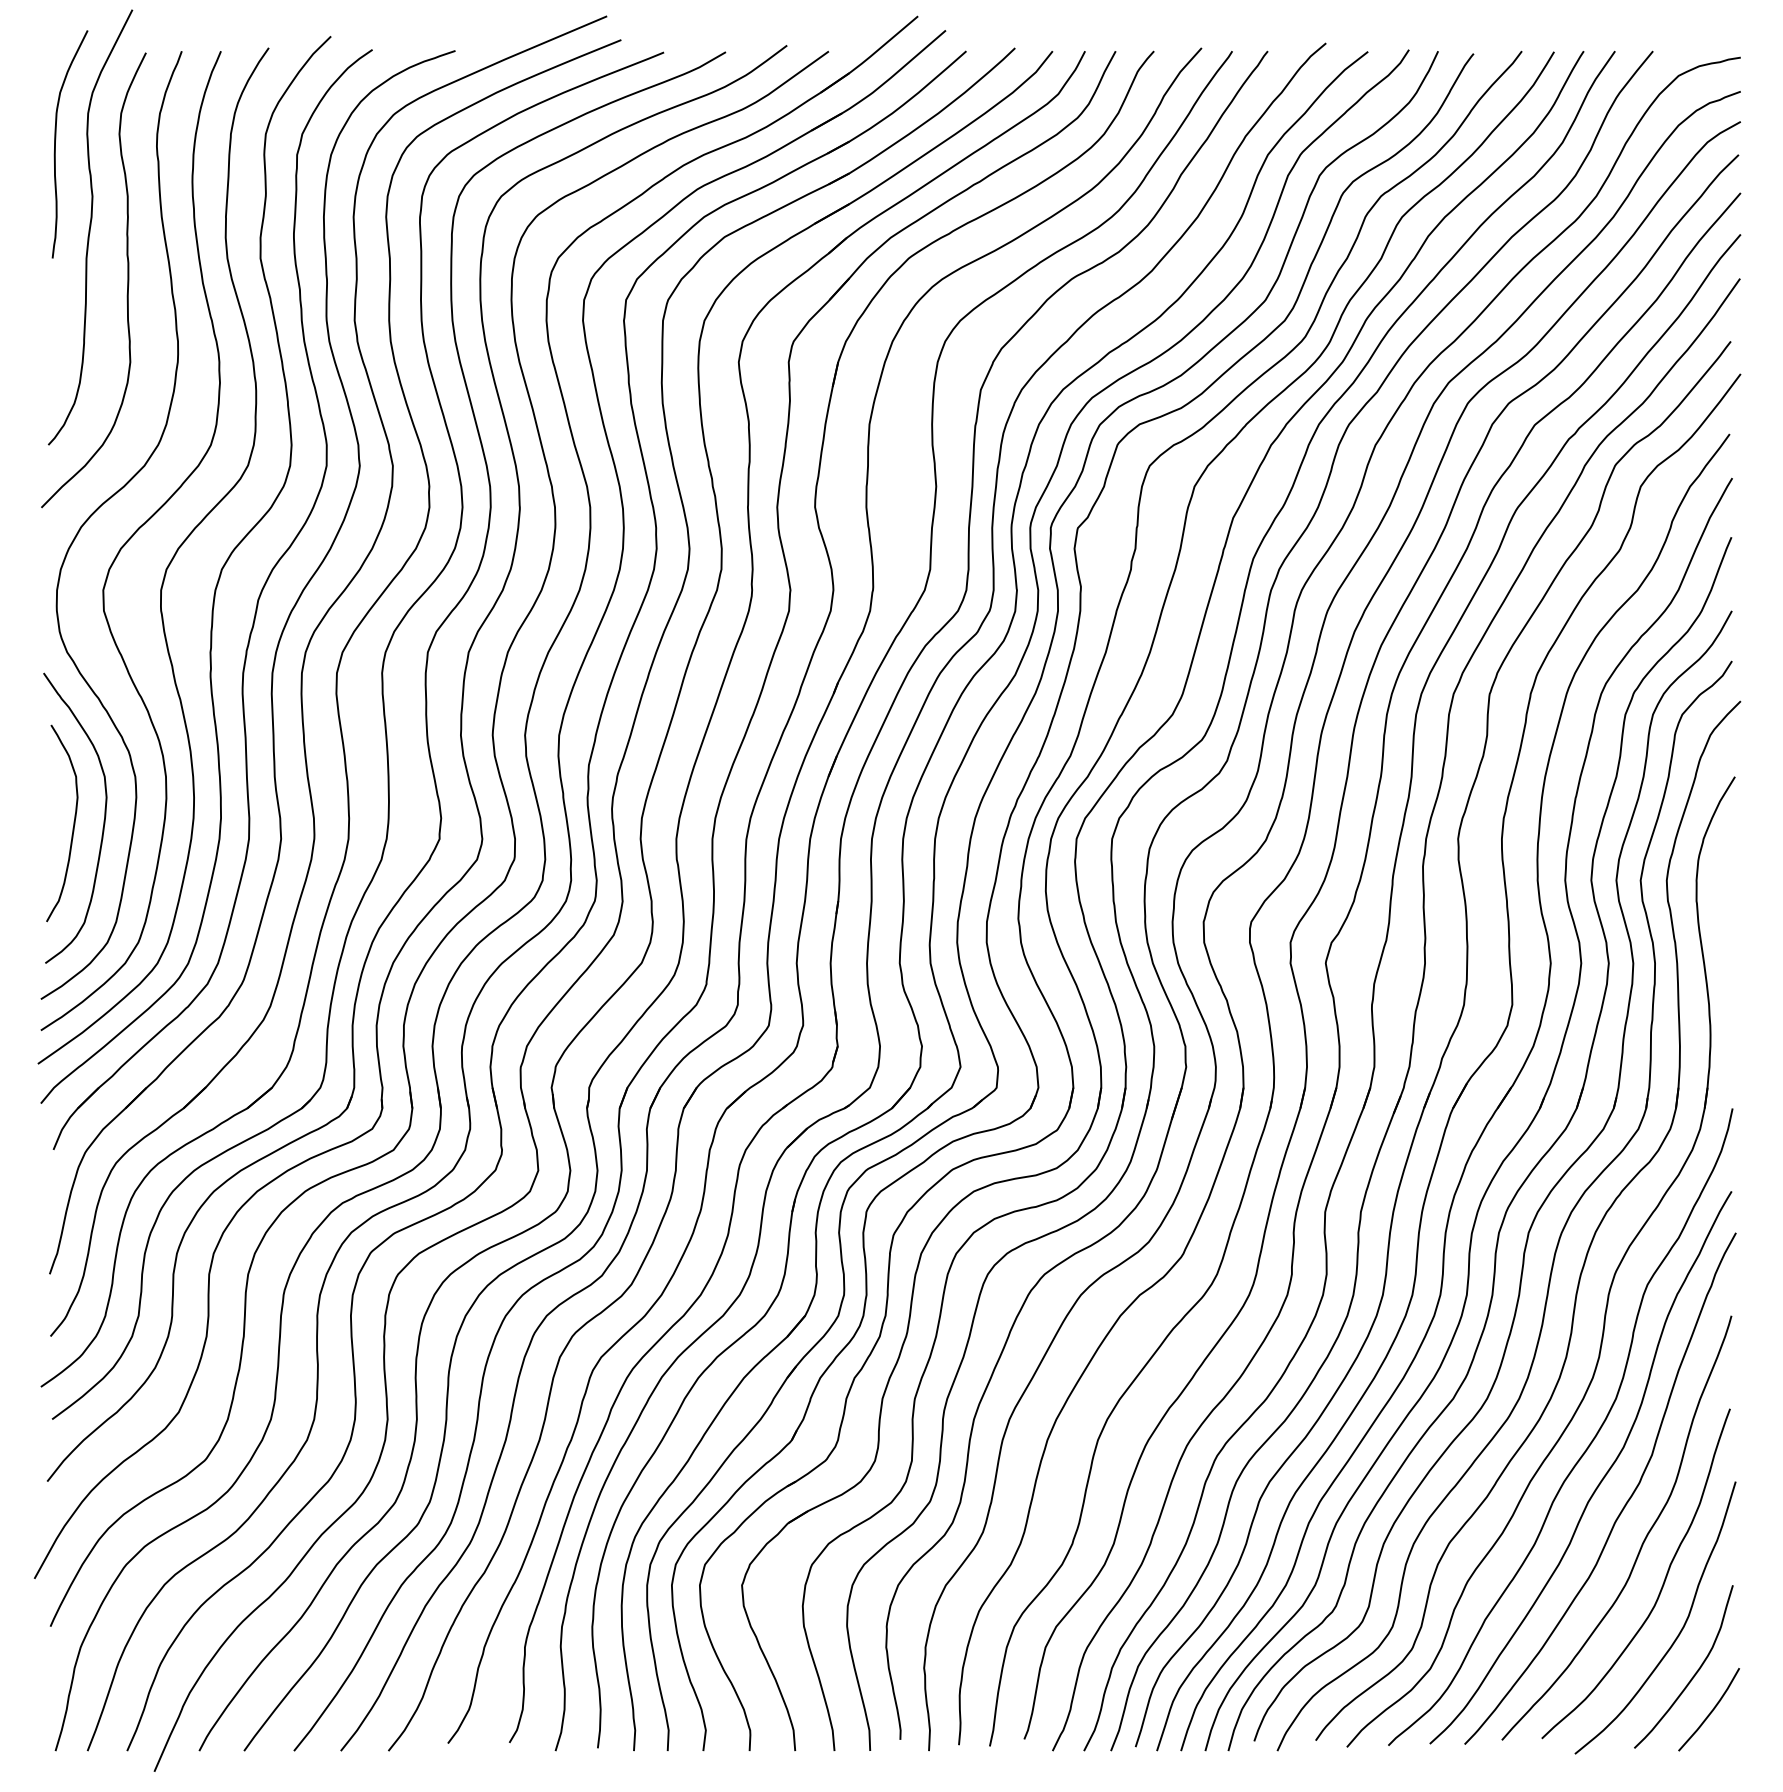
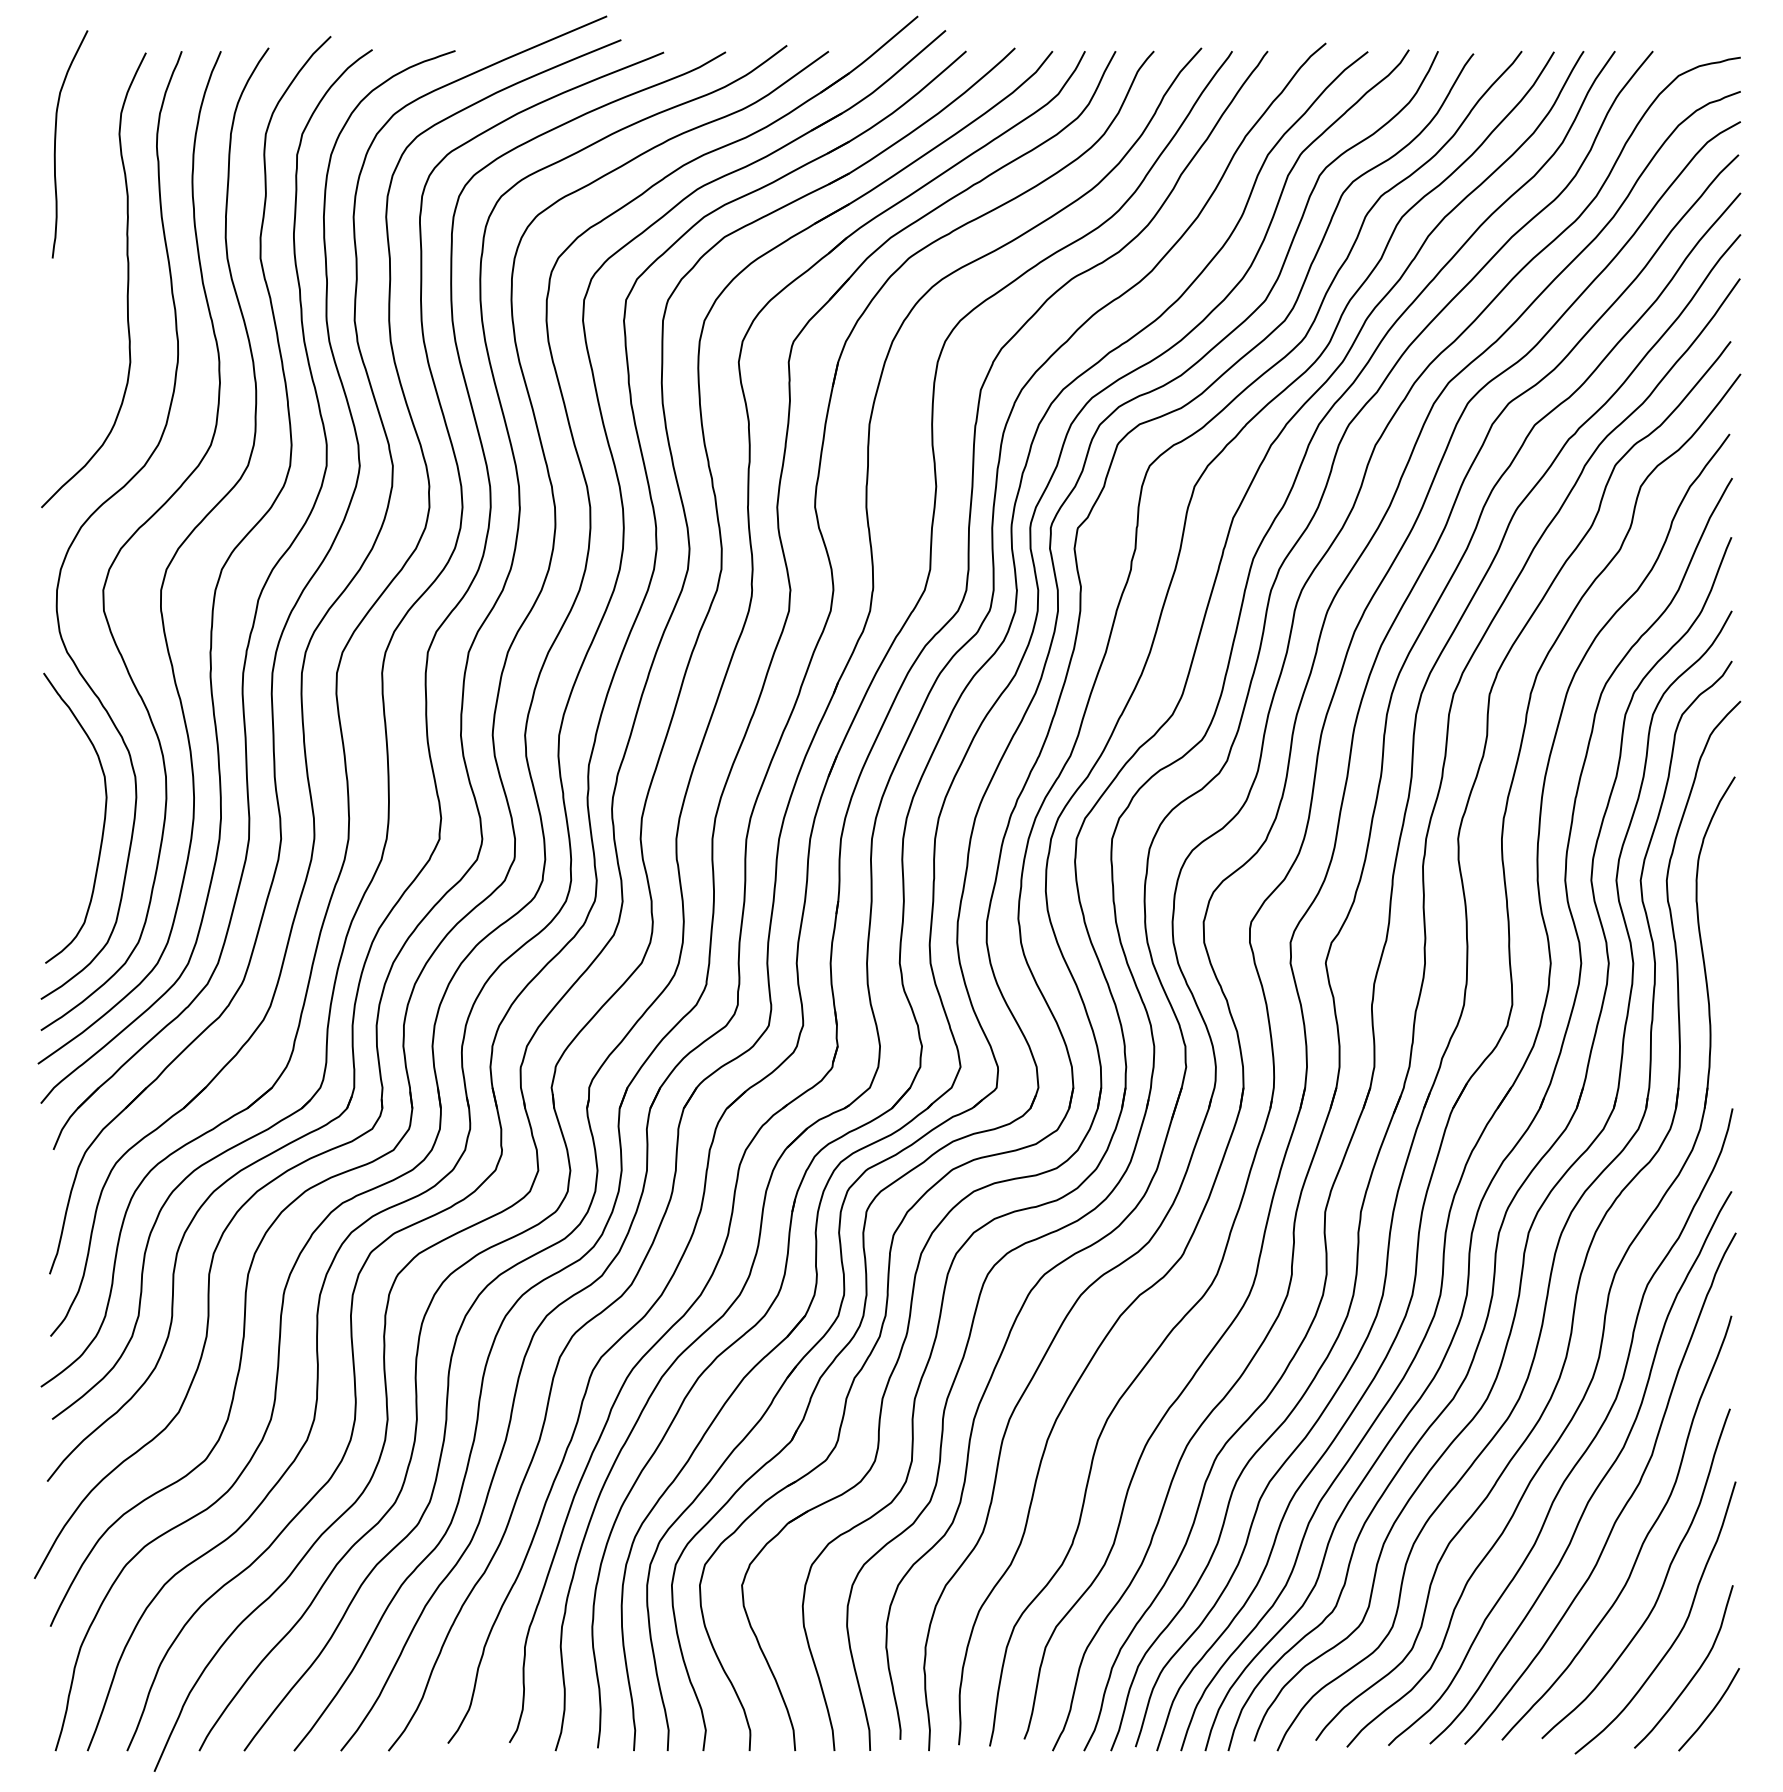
curve: present -> none (90, 227)
curve: present -> none (73, 823)
